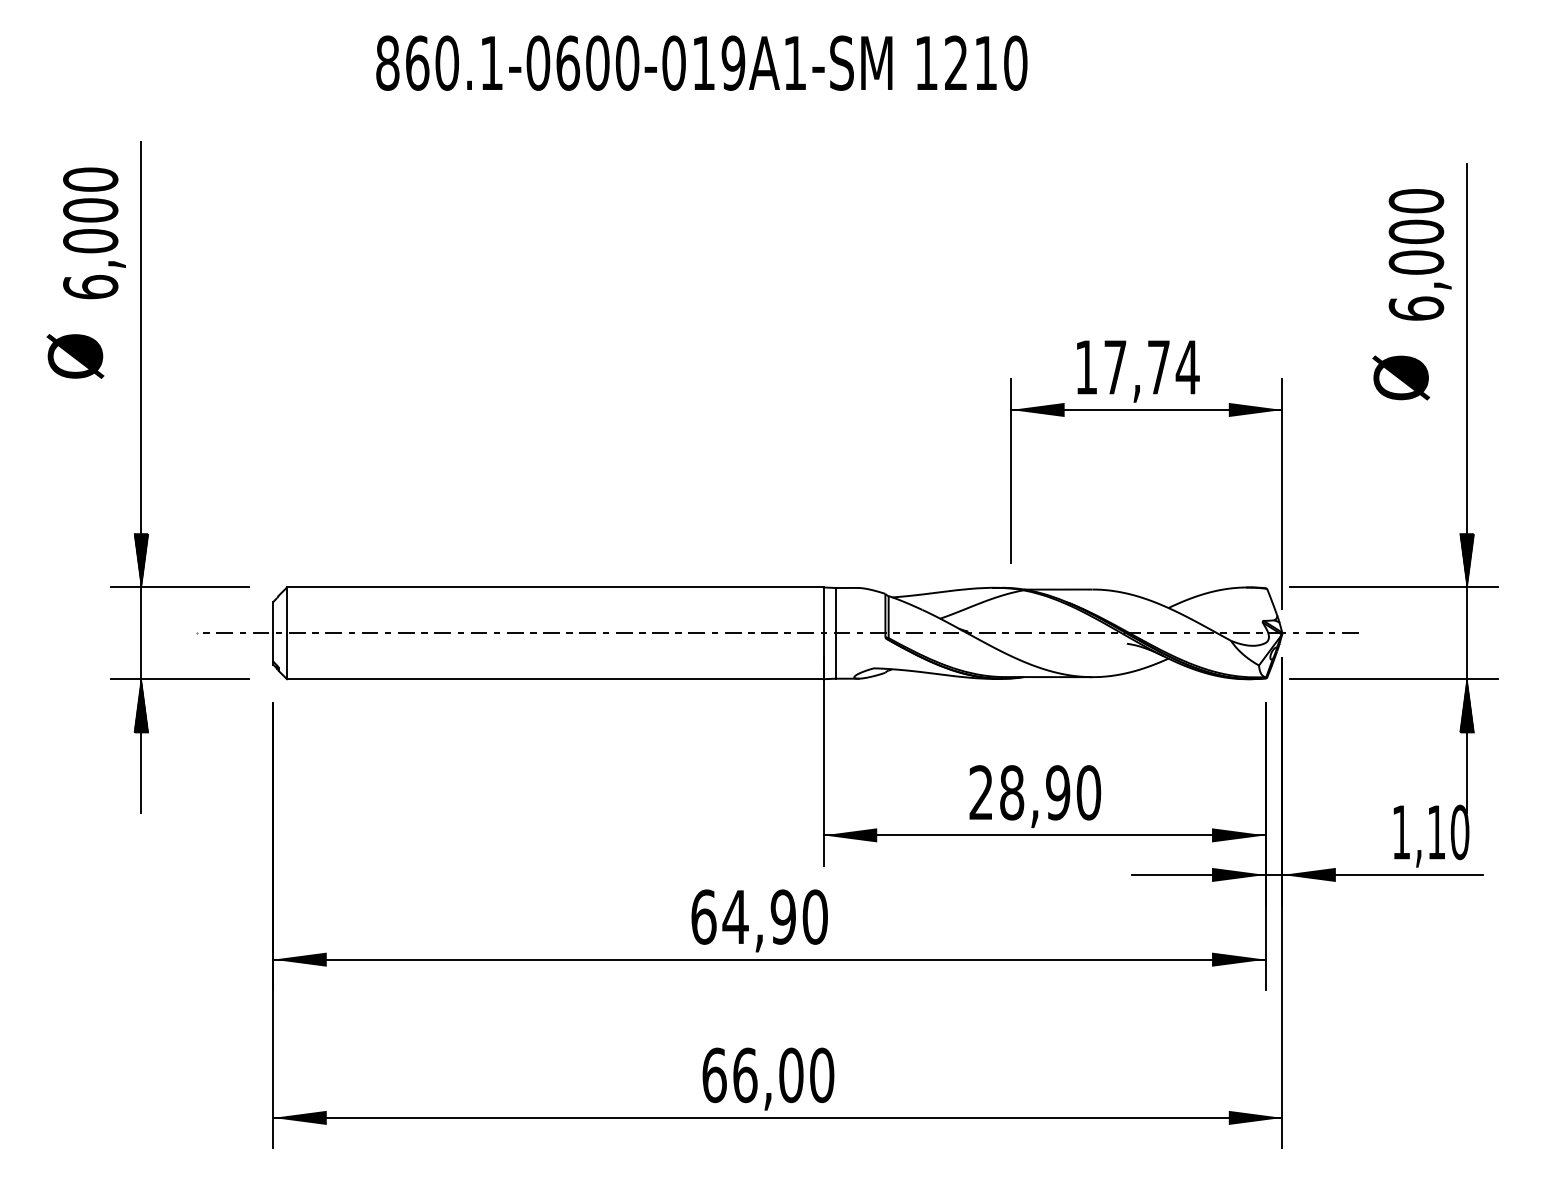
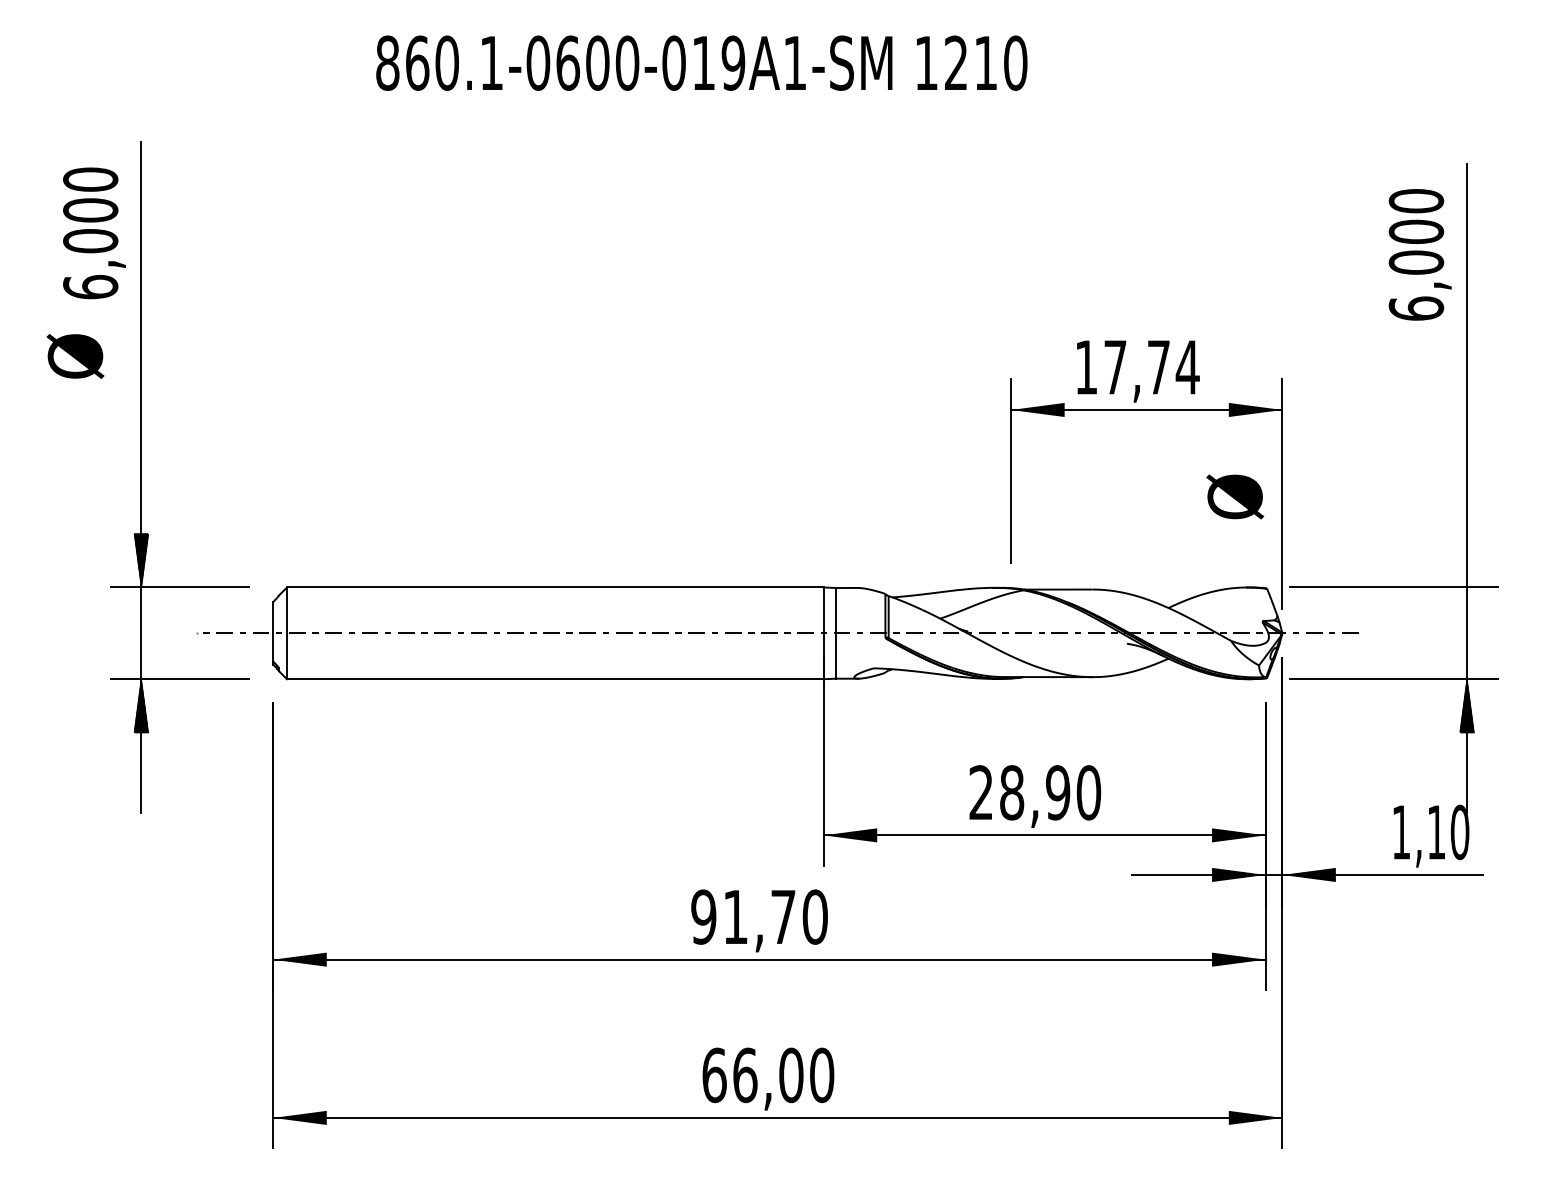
text position: (1401, 377) -> (1235, 496) (1235, 496)
hatch: present -> none (1467, 560)
text: 64,90 -> 91,70 (743, 916)
